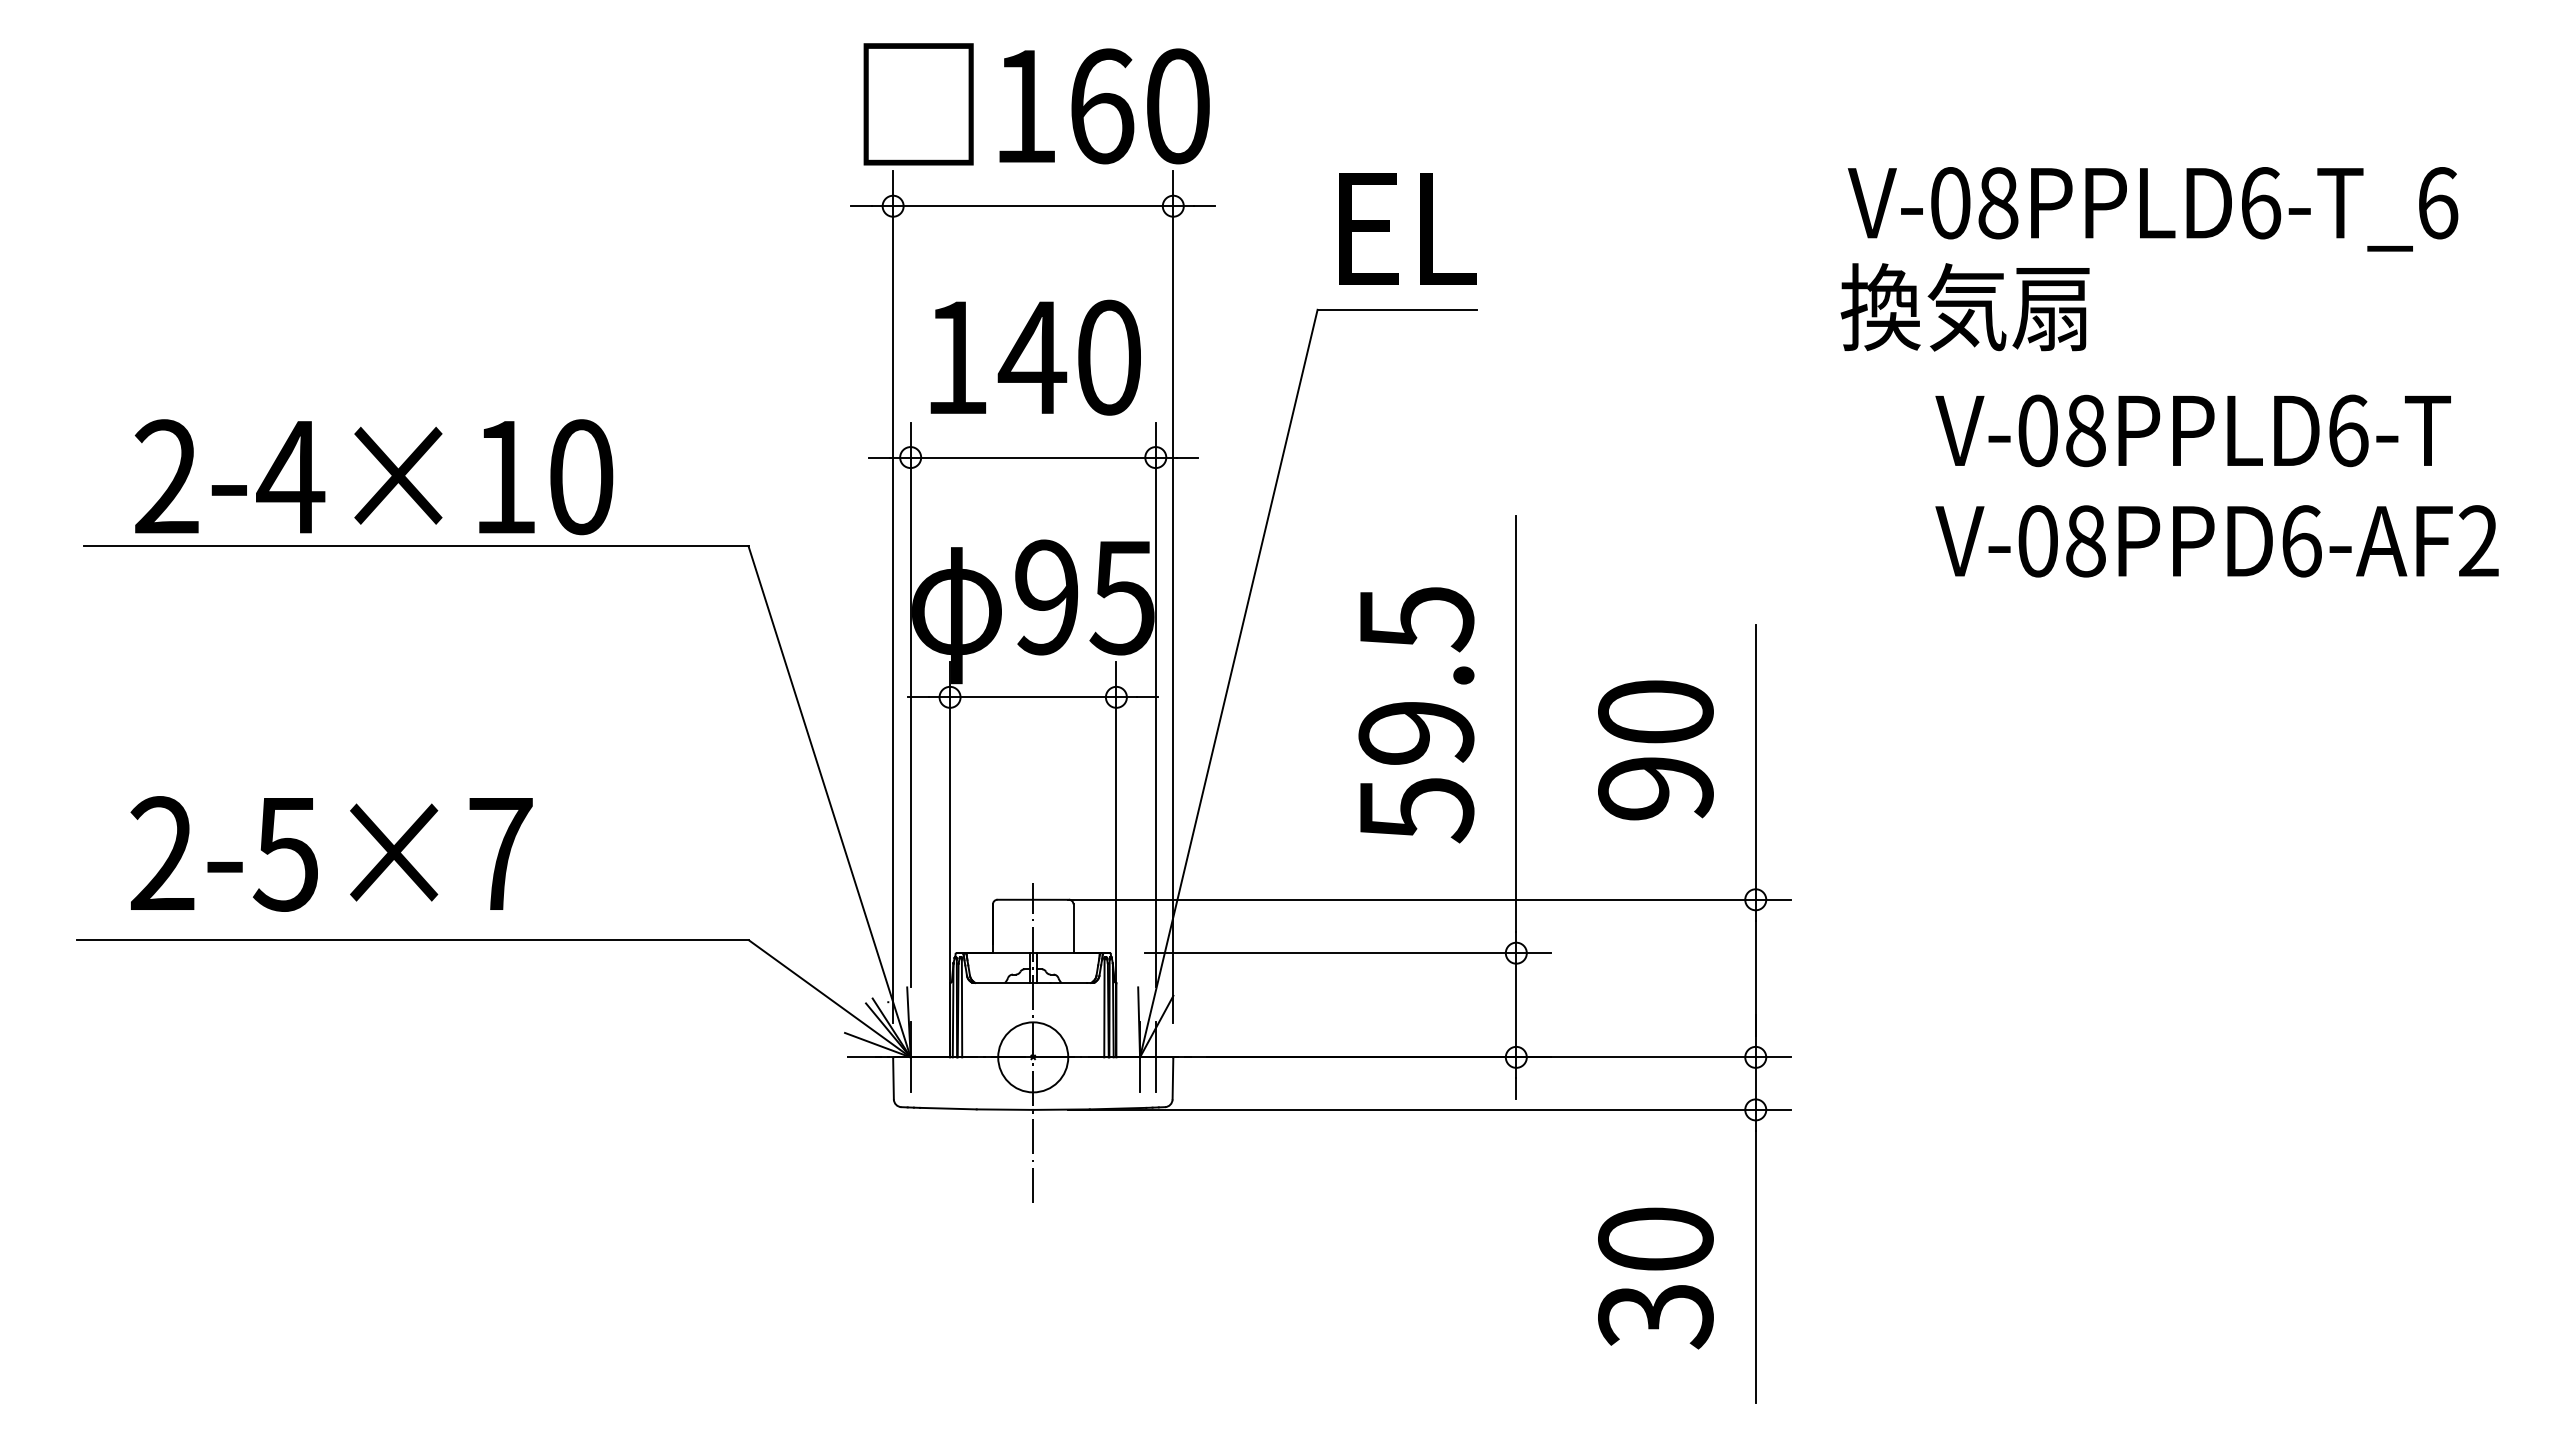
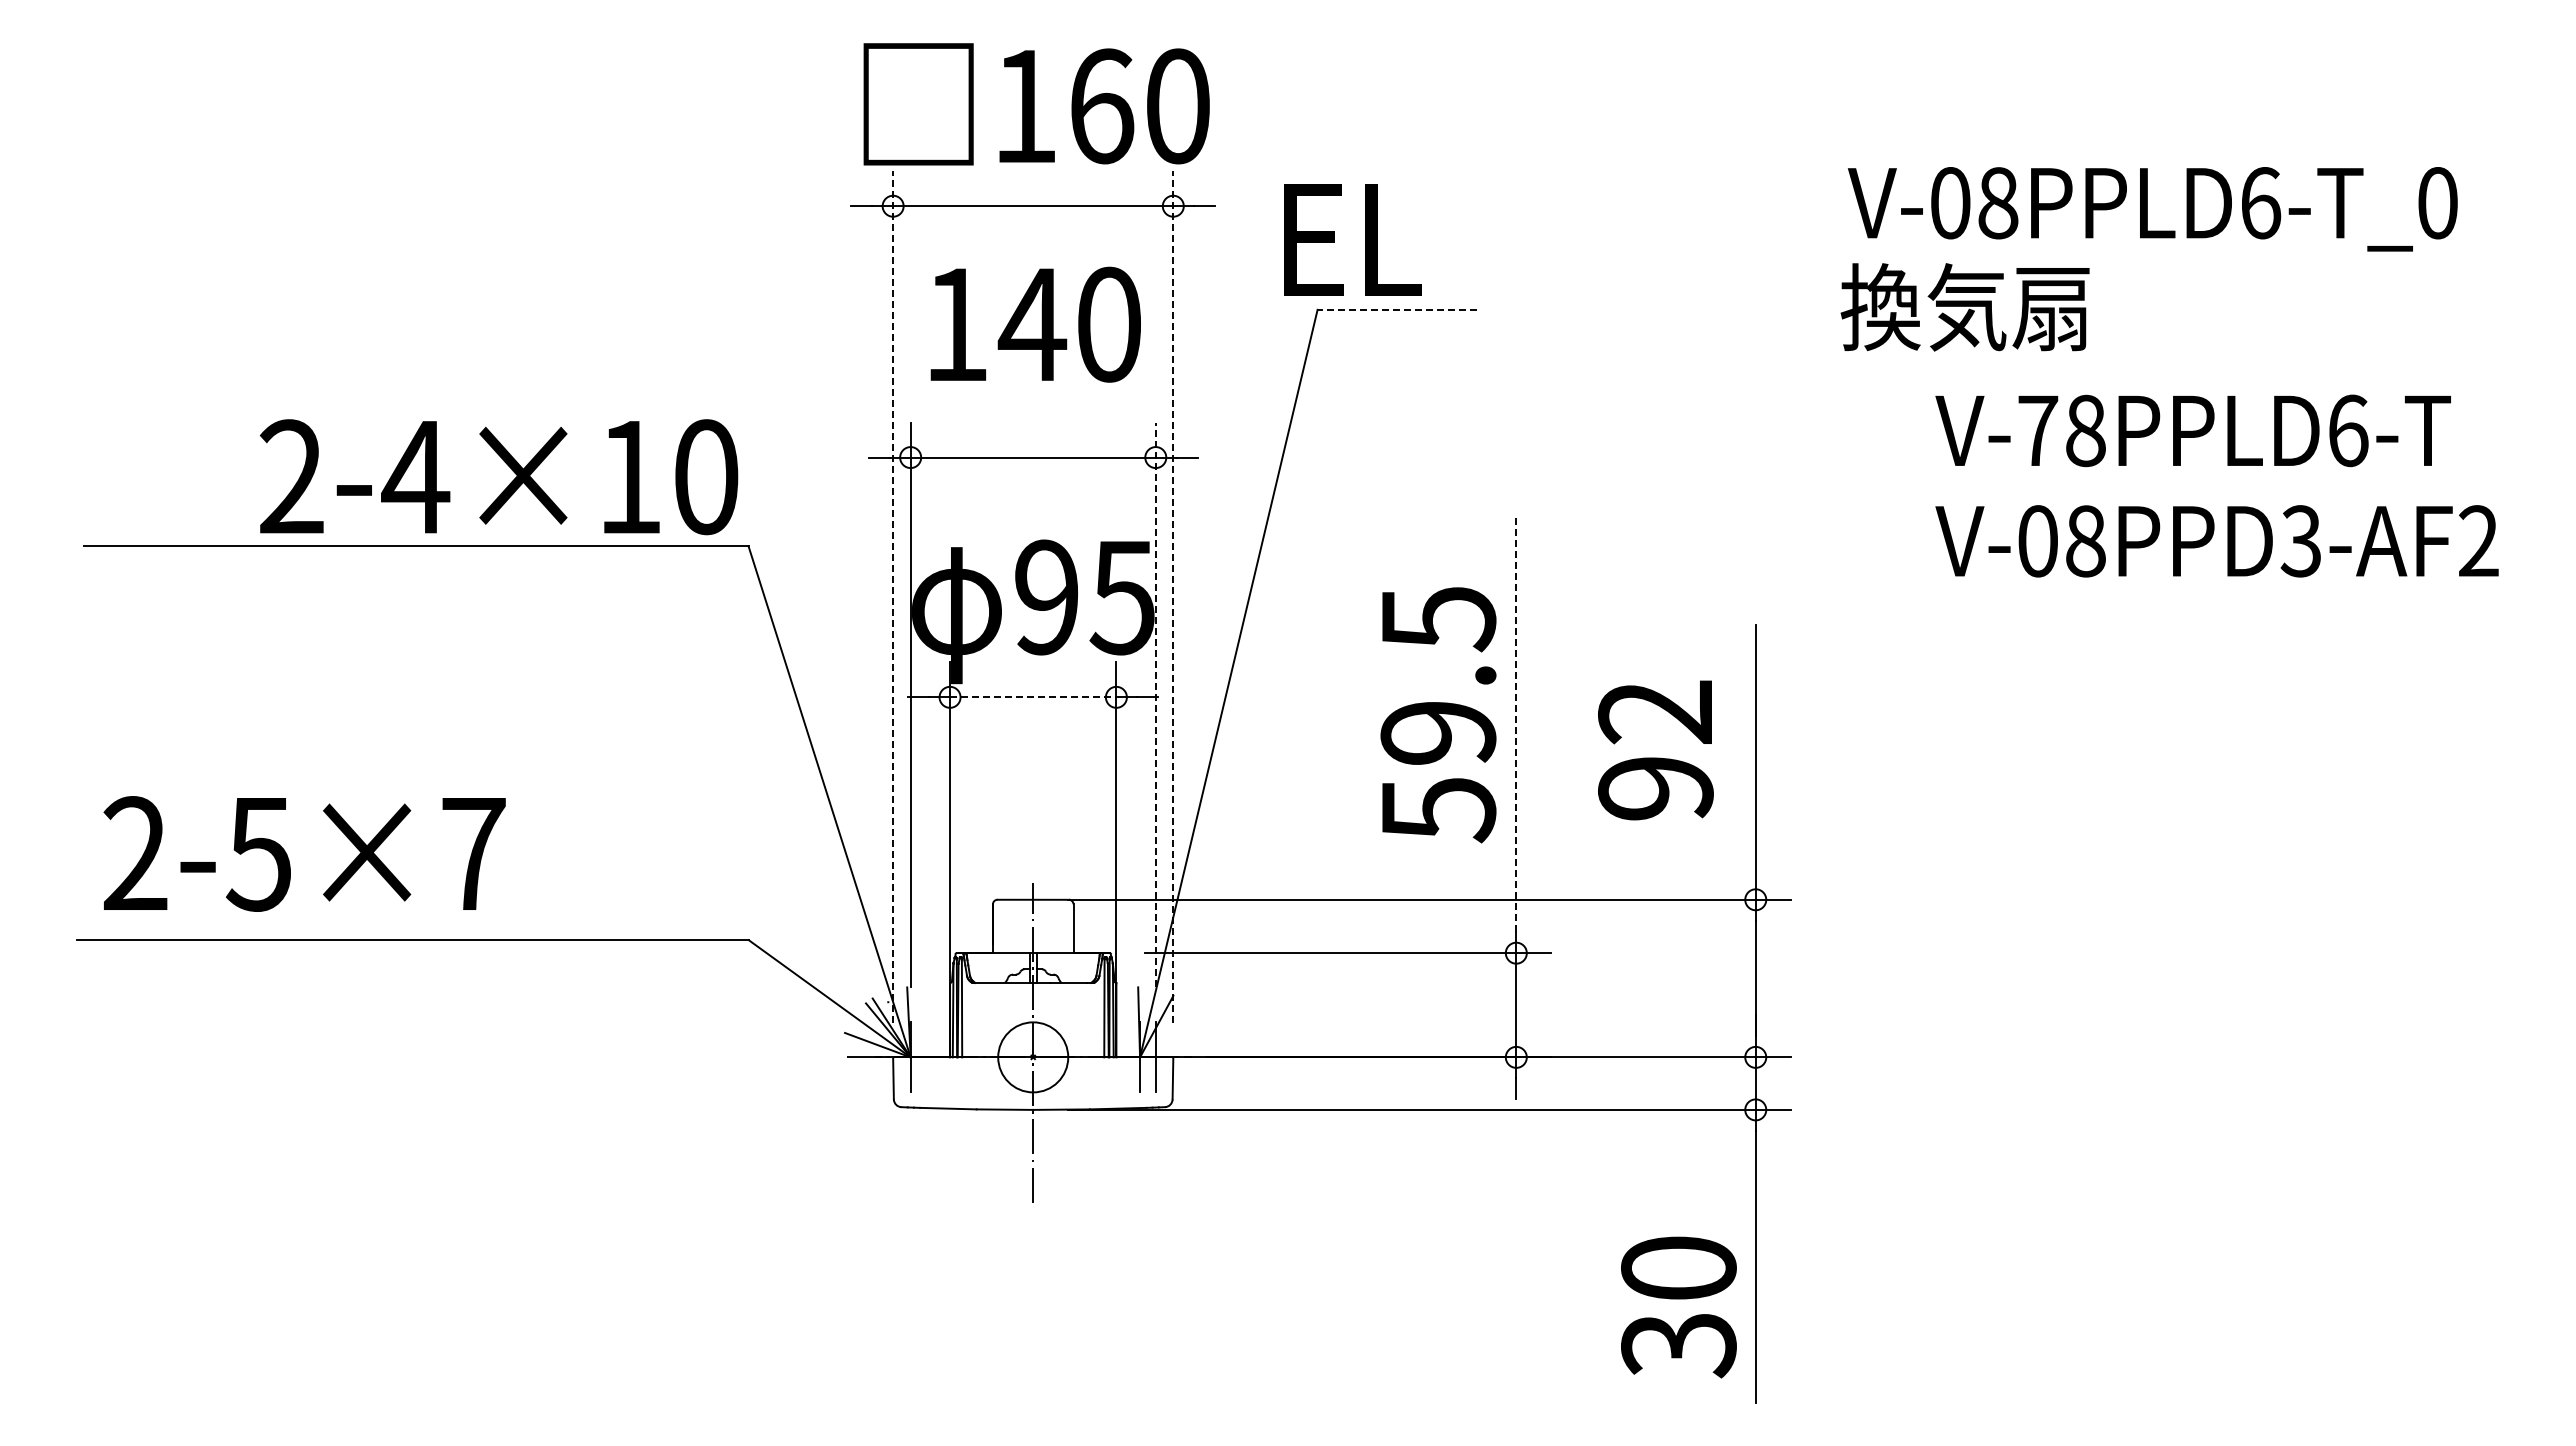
text: V-08PPLD6-T_6 -> V-08PPLD6-T_0 (2438, 203)
text position: (1407, 228) -> (1352, 239) (1352, 239)
line: solid -> dashed (1397, 309)
text position: (1035, 357) -> (1035, 324) (1035, 324)
text: V-08PPLD6-T -> V-78PPLD6-T (2038, 430)
text position: (373, 477) -> (498, 477) (498, 477)
text: V-08PPD6-AF2 -> V-08PPD3-AF2 (2300, 541)
line: solid -> dashed (893, 596)
line: solid -> dashed (1173, 596)
line: solid -> dashed (1033, 697)
line: solid -> dashed (1155, 704)
text: 90 -> 92 (1655, 712)
text position: (1416, 715) -> (1438, 715) (1438, 715)
line: solid -> dashed (1516, 724)
text position: (331, 853) -> (304, 853) (304, 853)
text position: (1655, 1278) -> (1678, 1307) (1678, 1307)
